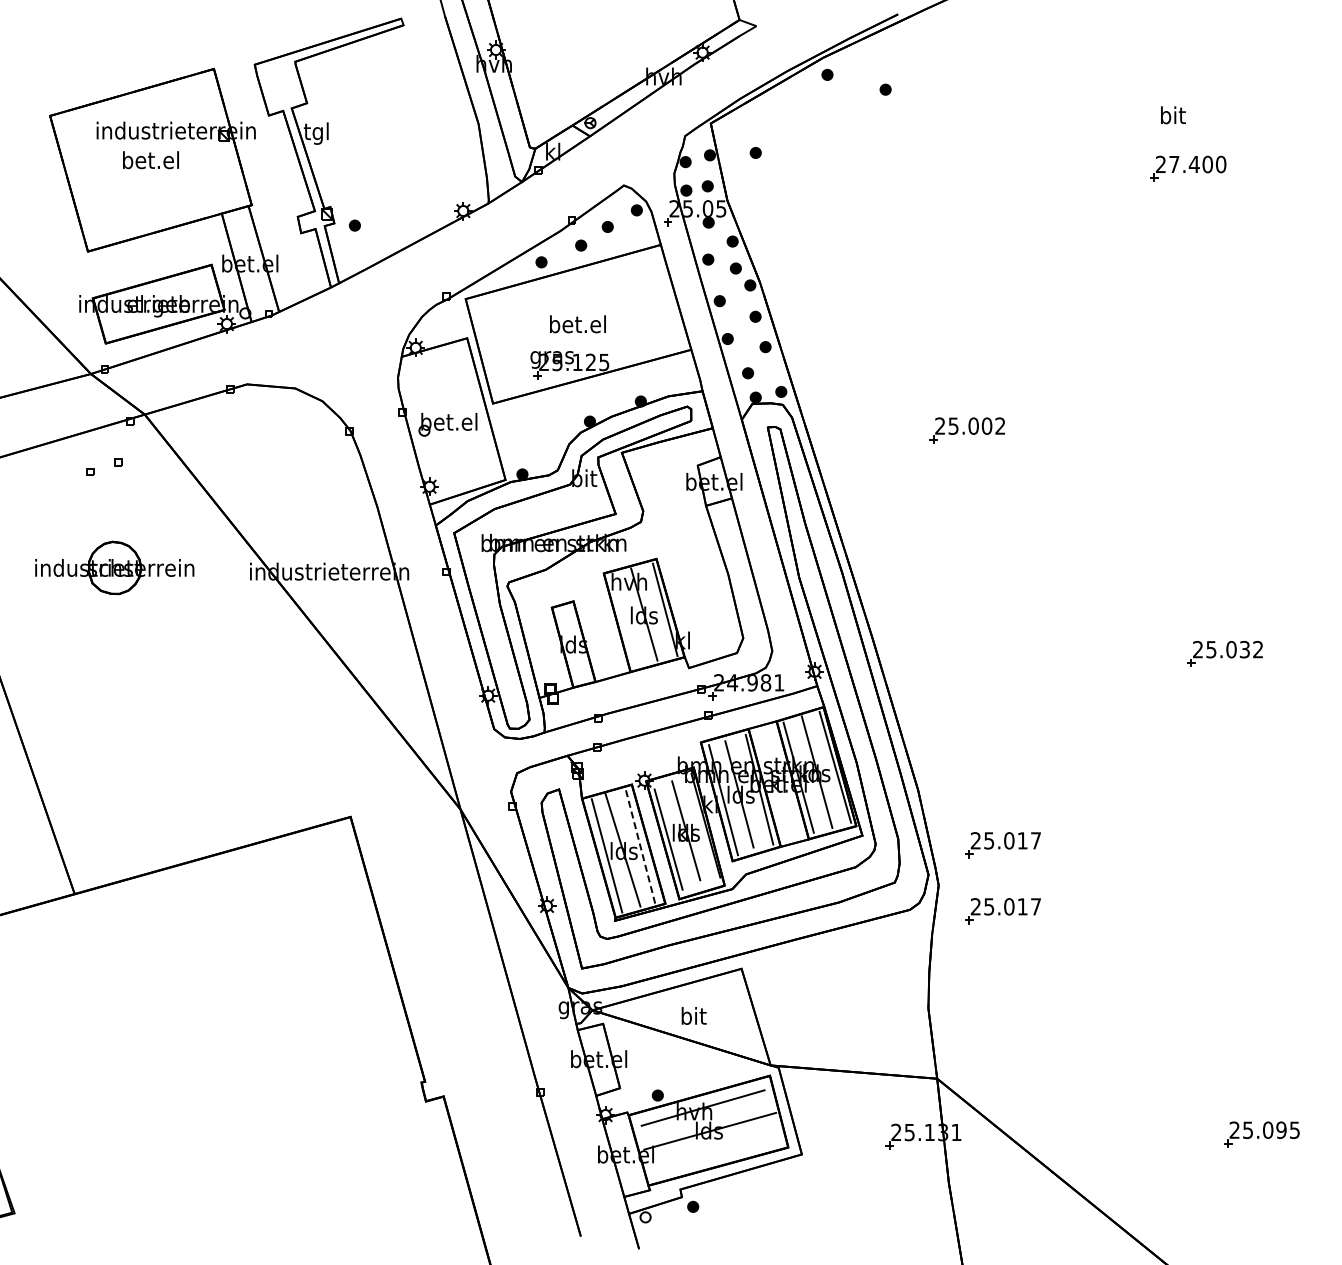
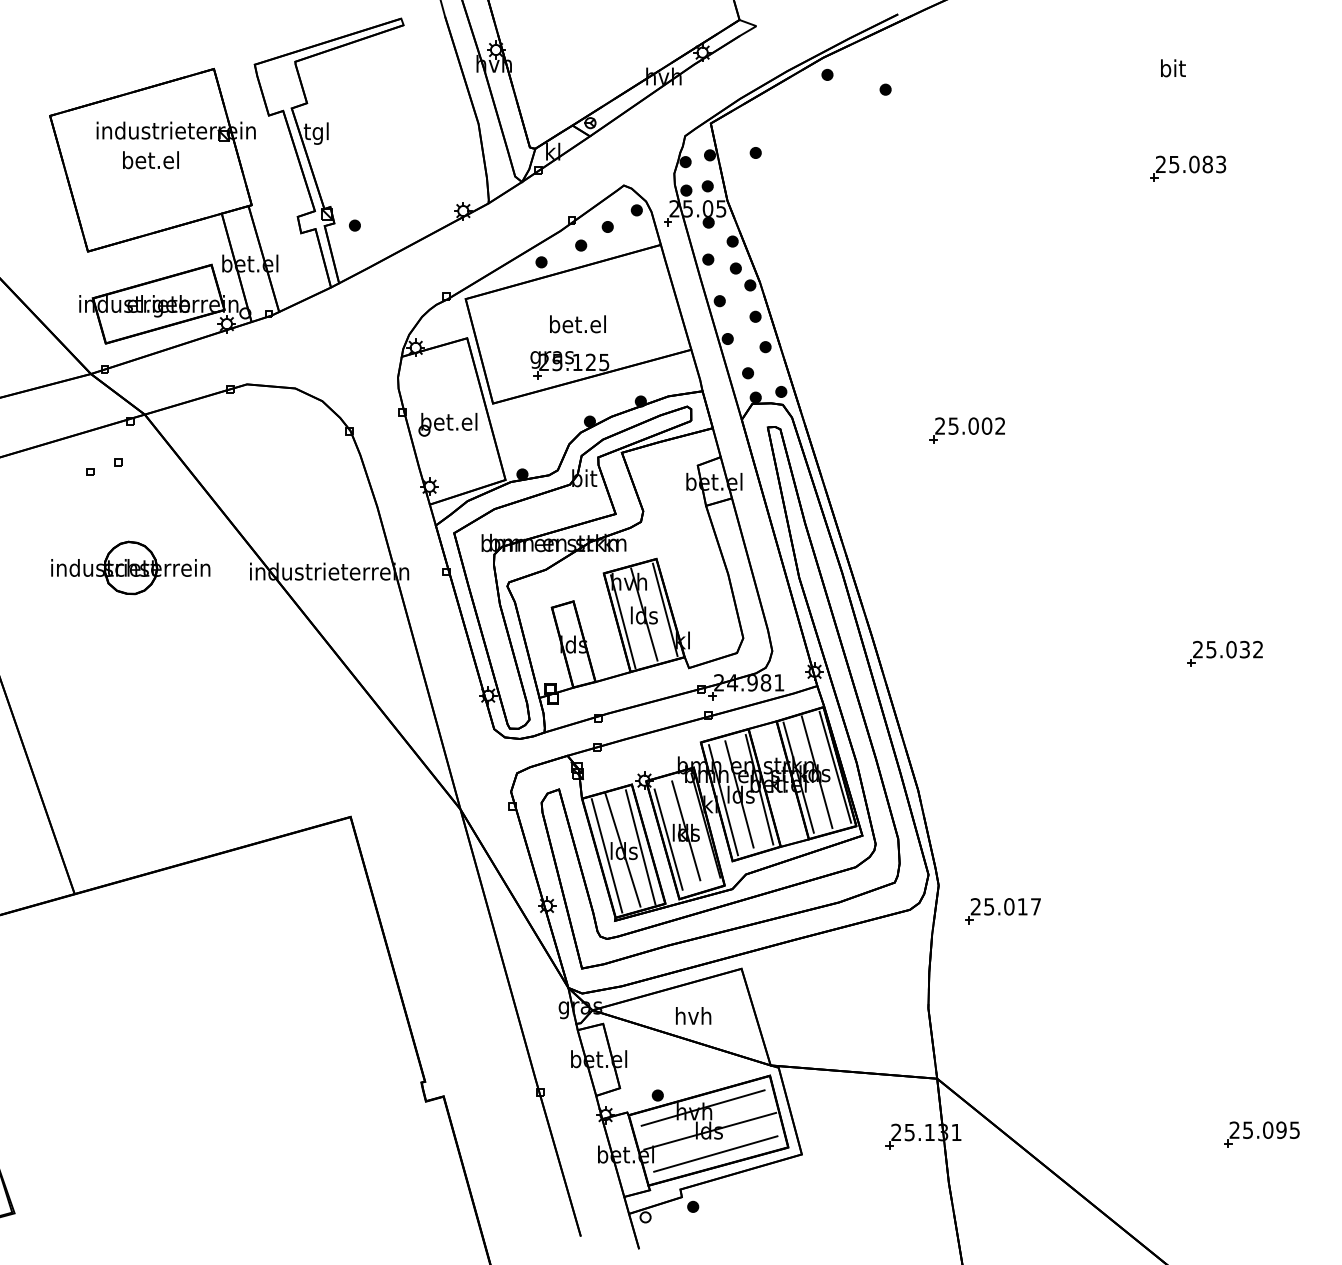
text position: (1173, 115) -> (1173, 68) (1173, 68)
text: 27.400 -> 25.083 (1197, 164)
part position: (114, 567) -> (130, 567) (130, 567)
line: none -> present (623, 621)
part: present -> none (1002, 845)
line: dashed -> solid (640, 847)
text: bit -> hvh (693, 1015)
line: none -> present (715, 1153)
